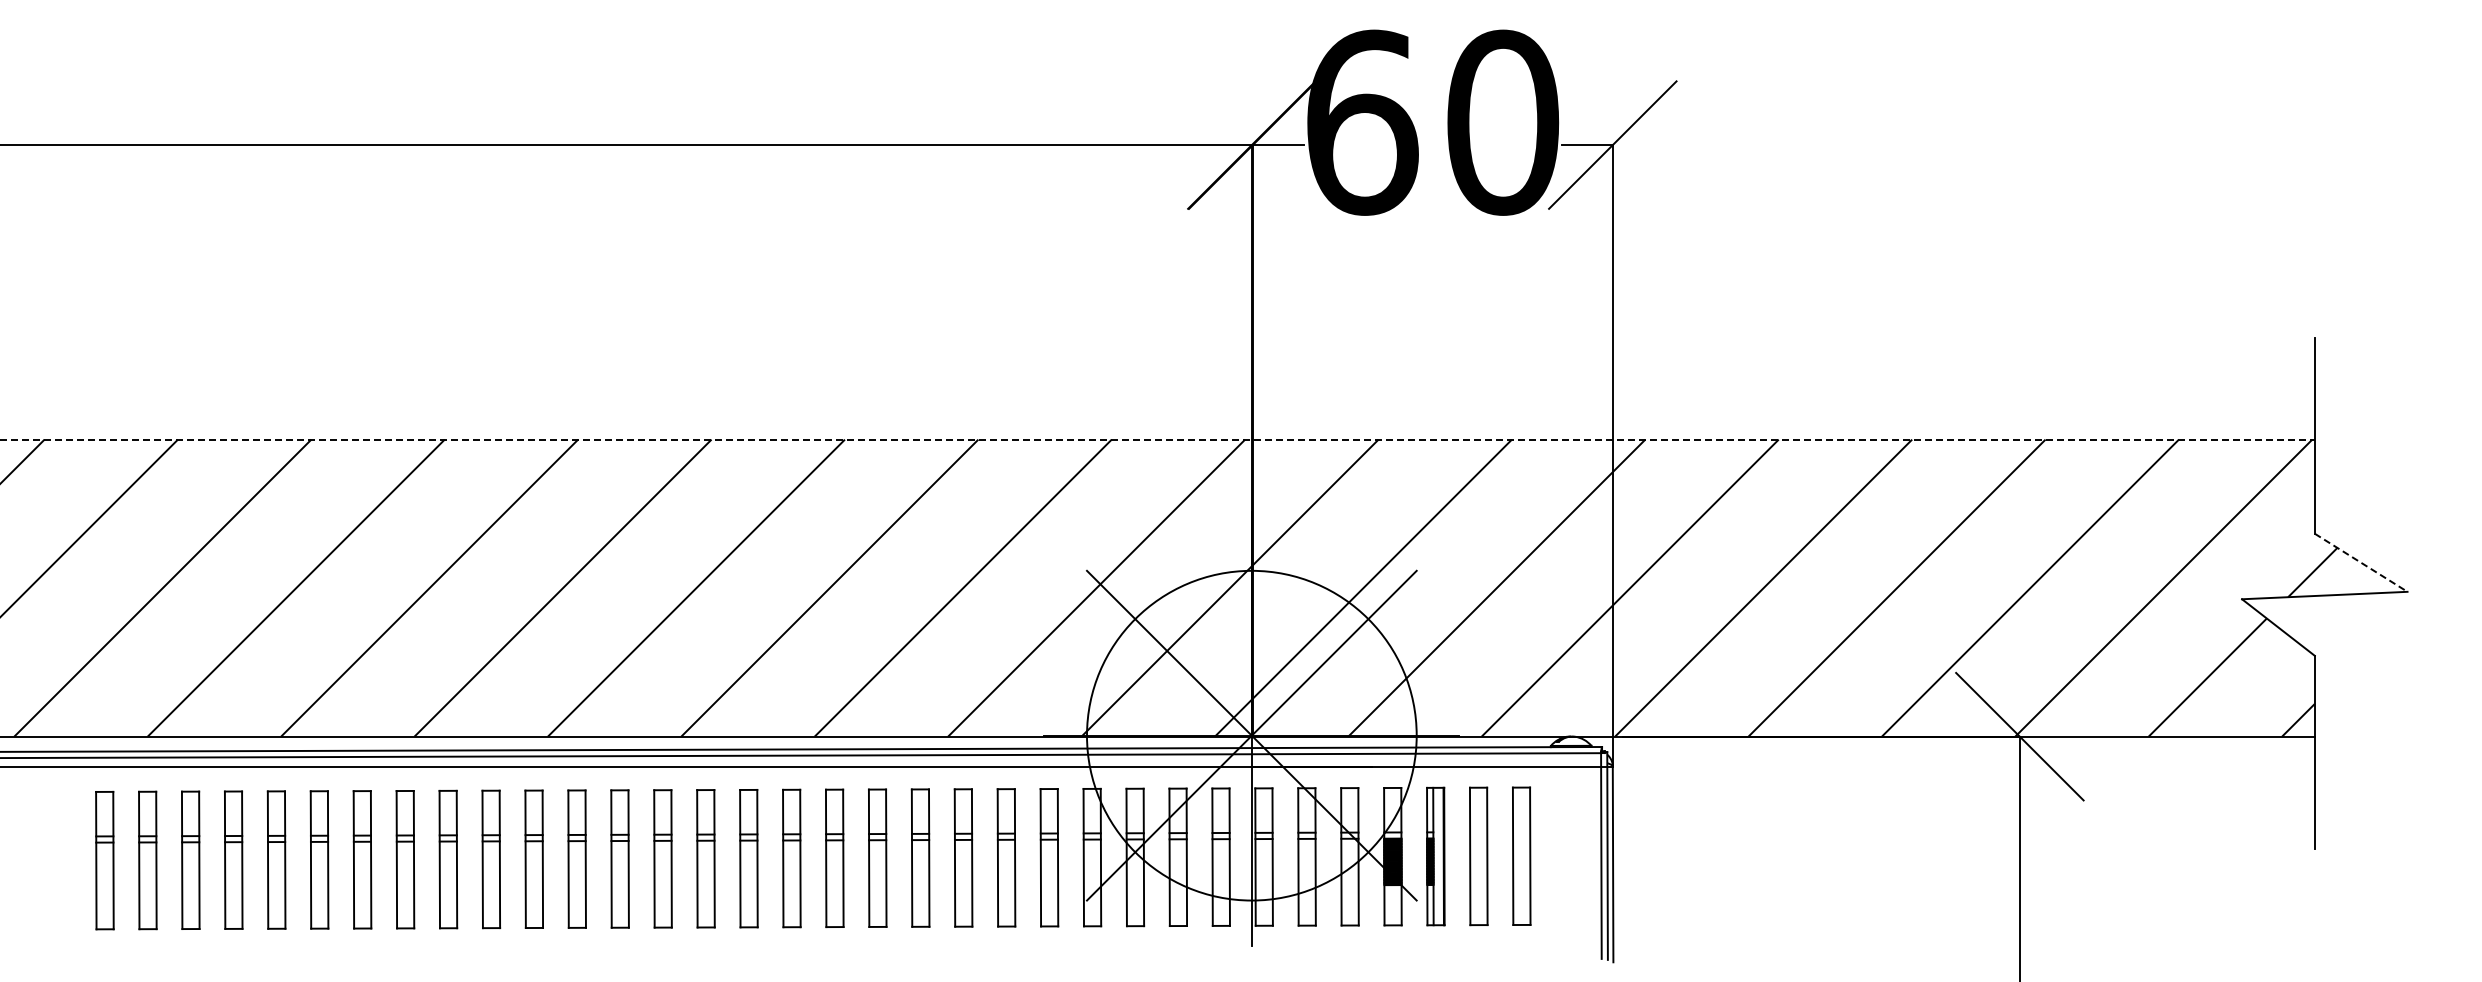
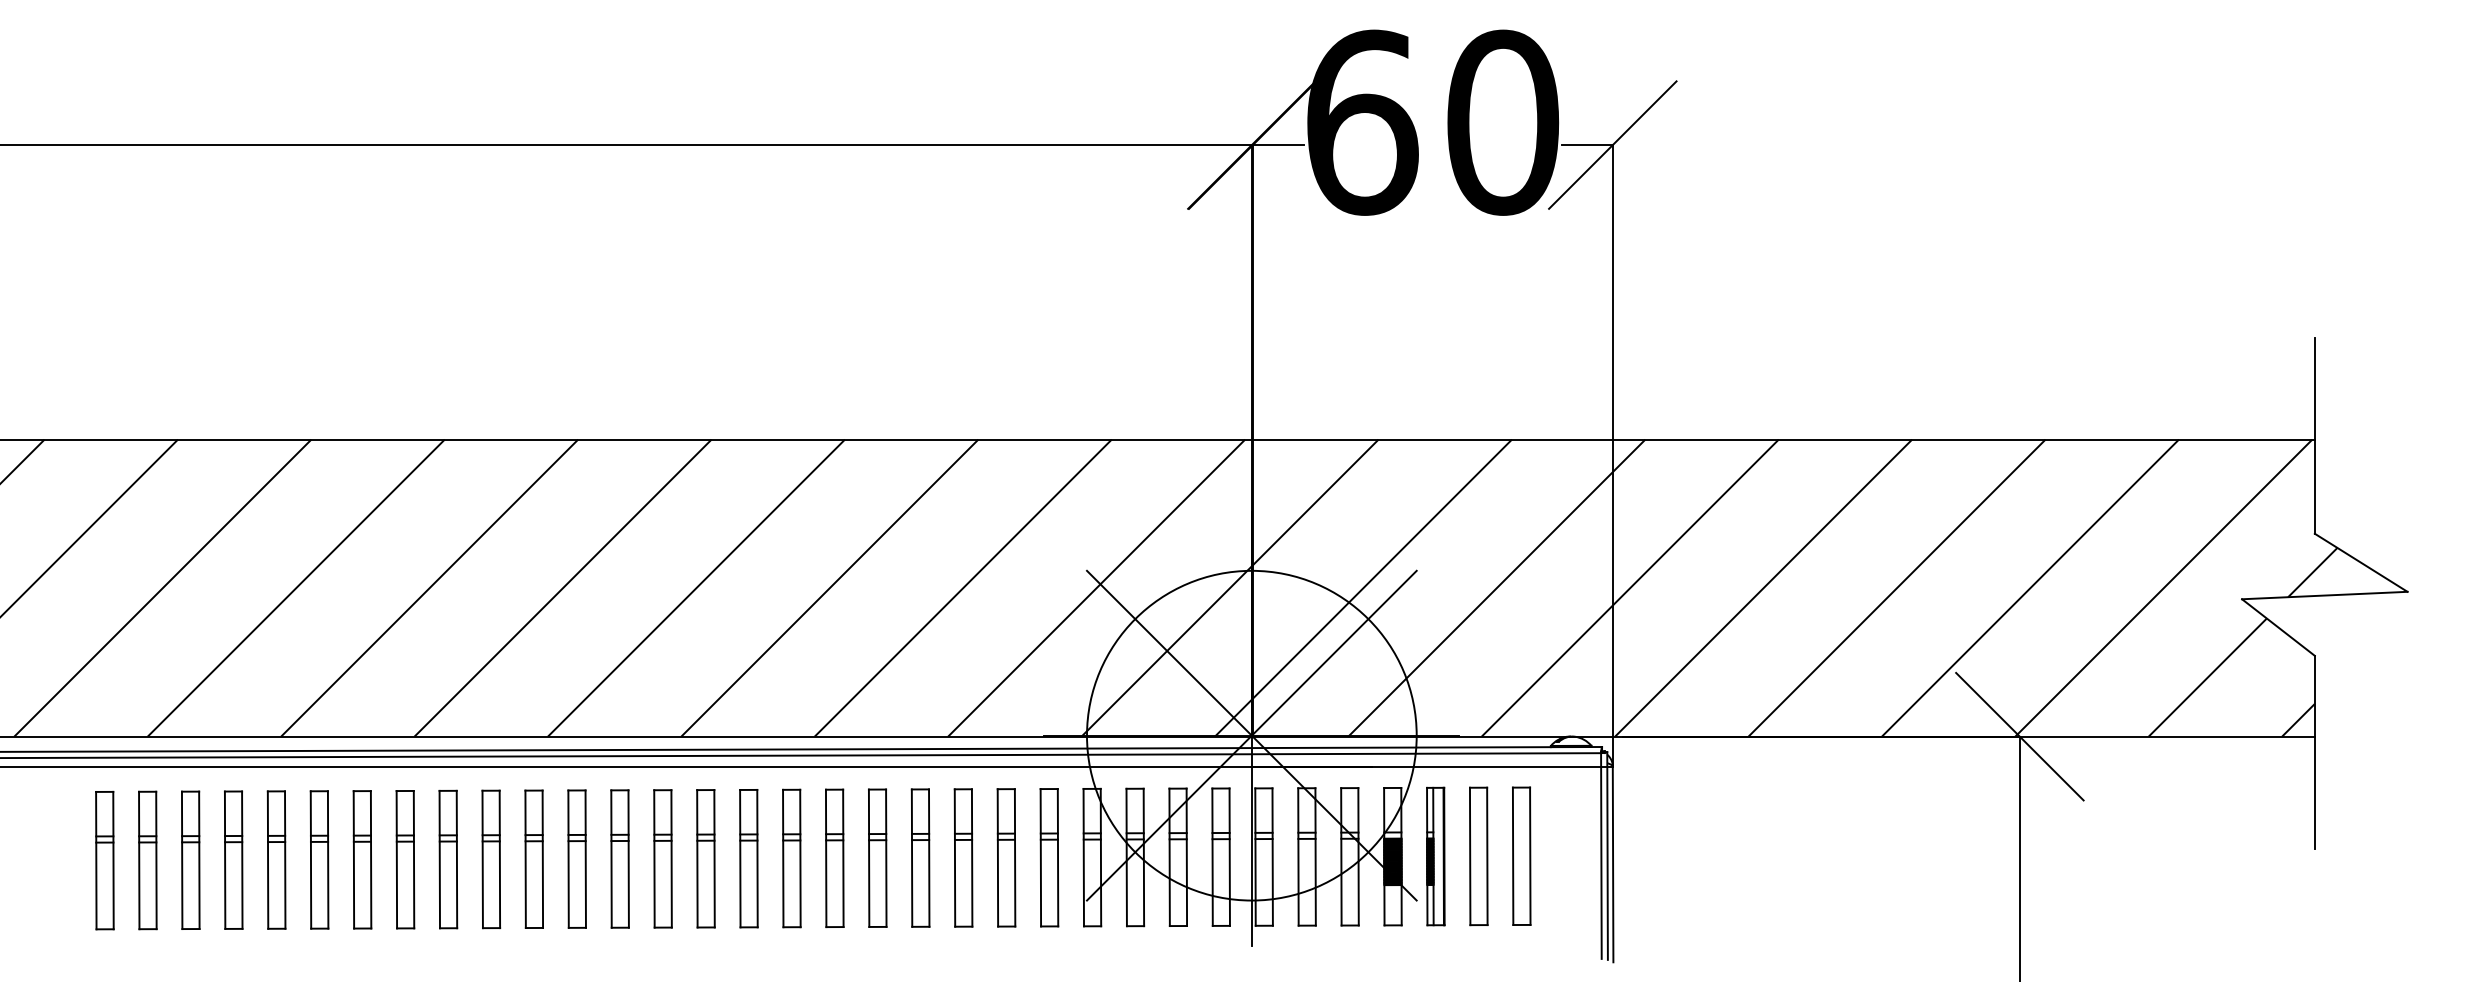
line: dashed -> solid (1157, 439)
line: dashed -> solid (2361, 562)
